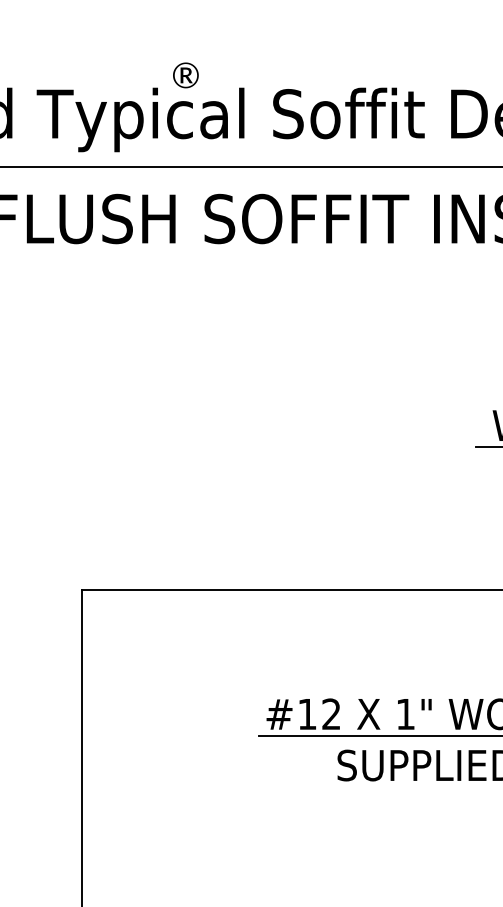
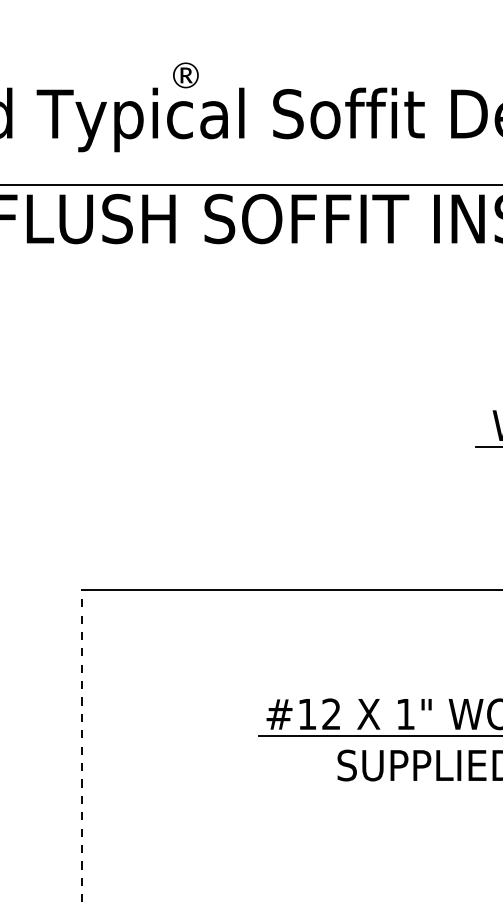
line position: (250, 166) -> (250, 184) (250, 184)
line: solid -> dashed (82, 747)
